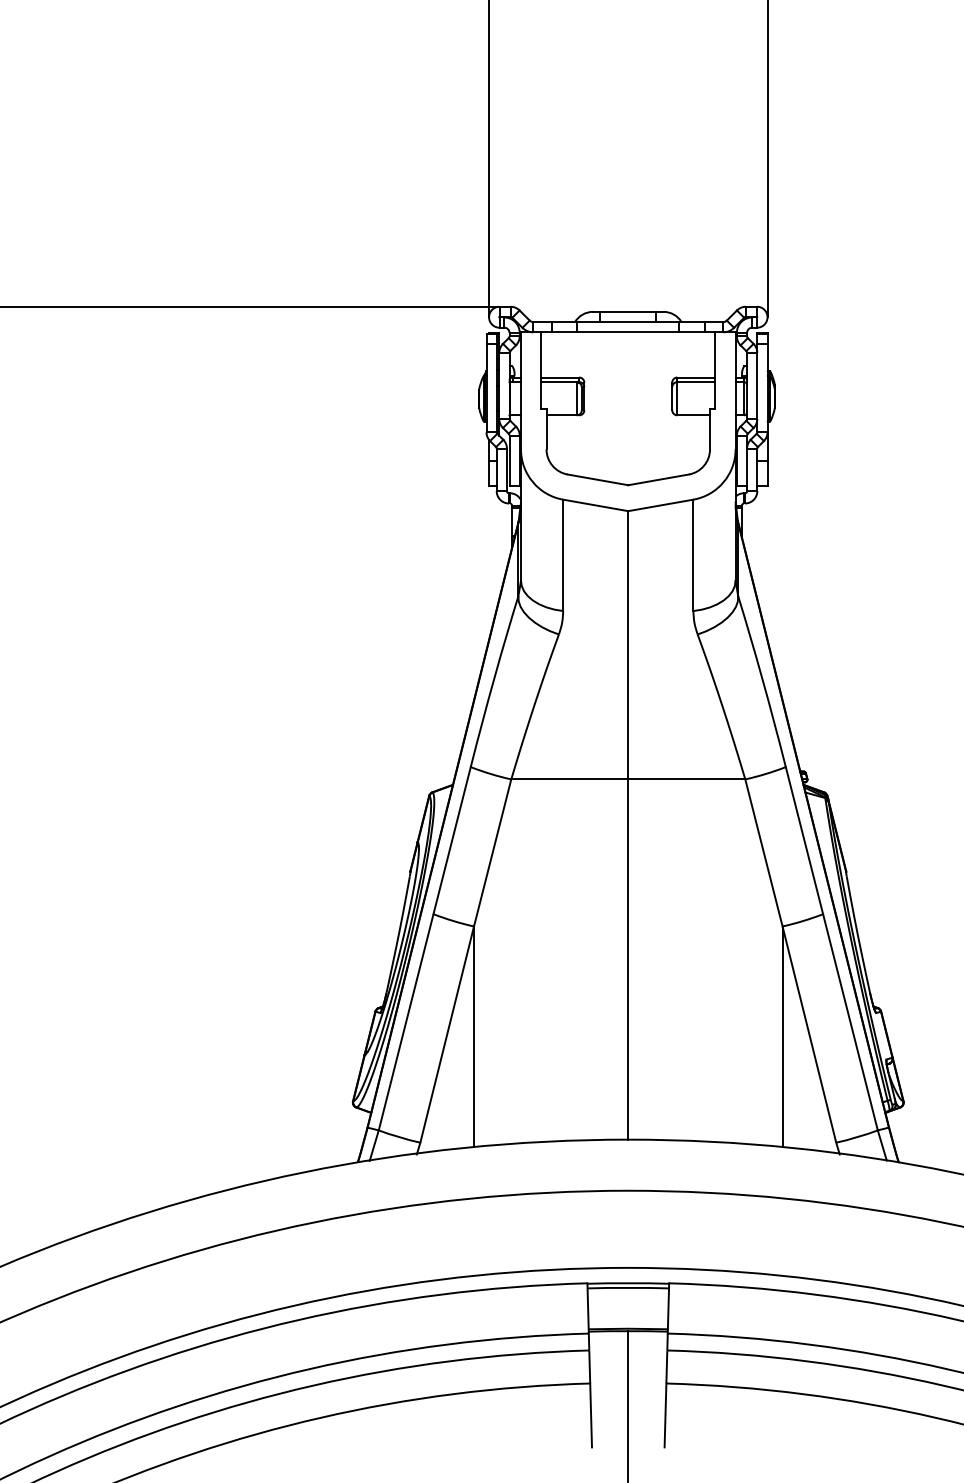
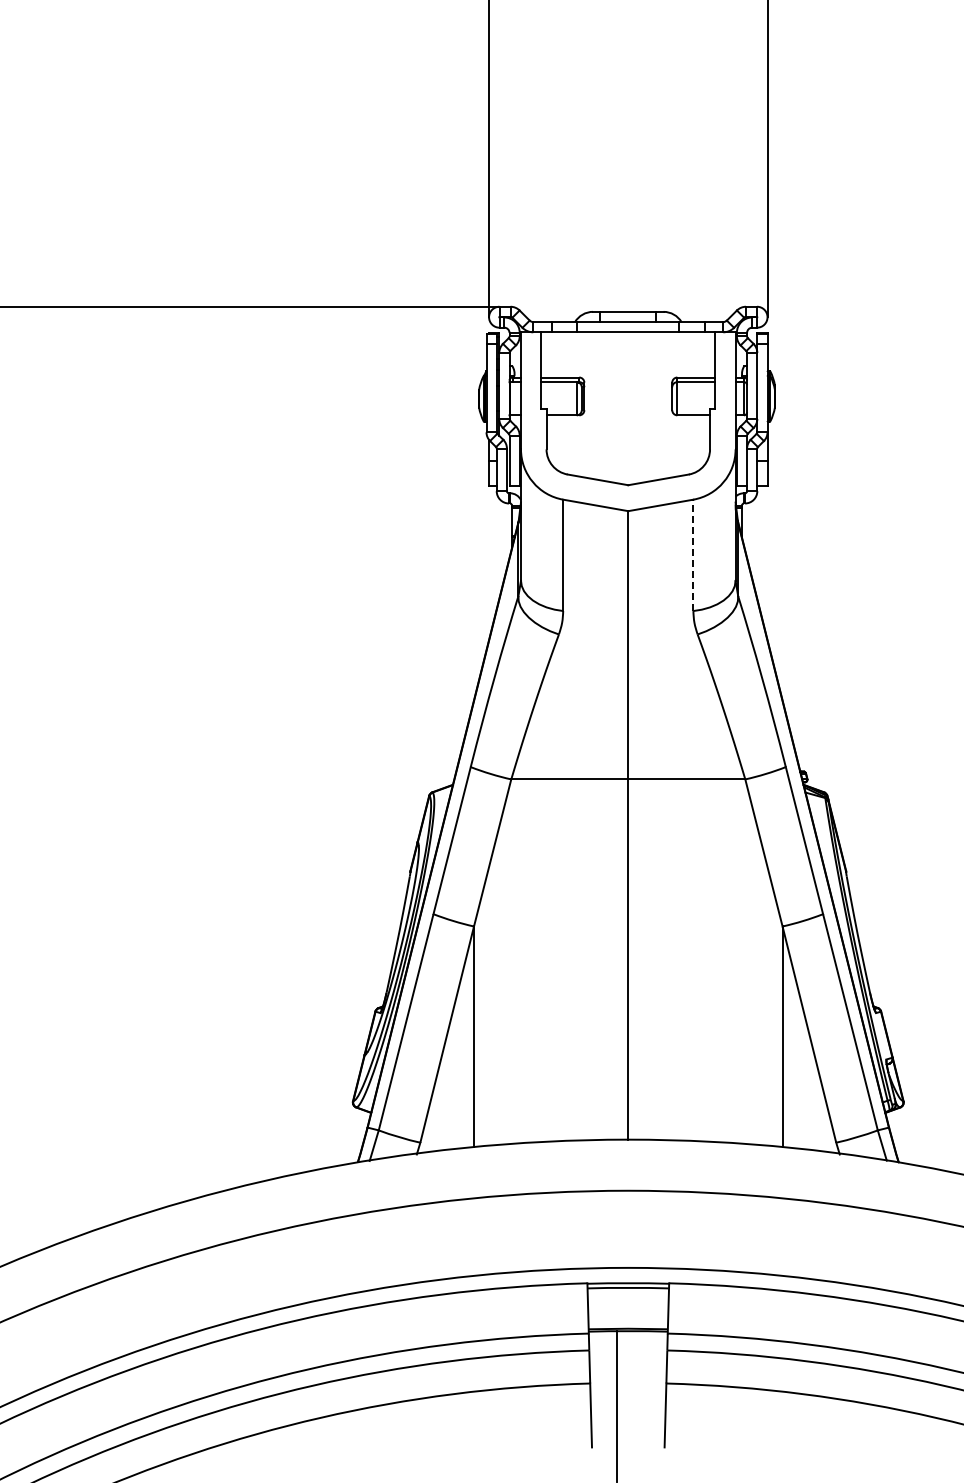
line: solid -> dashed (693, 555)
line position: (628, 1405) -> (617, 1405) (617, 1405)
